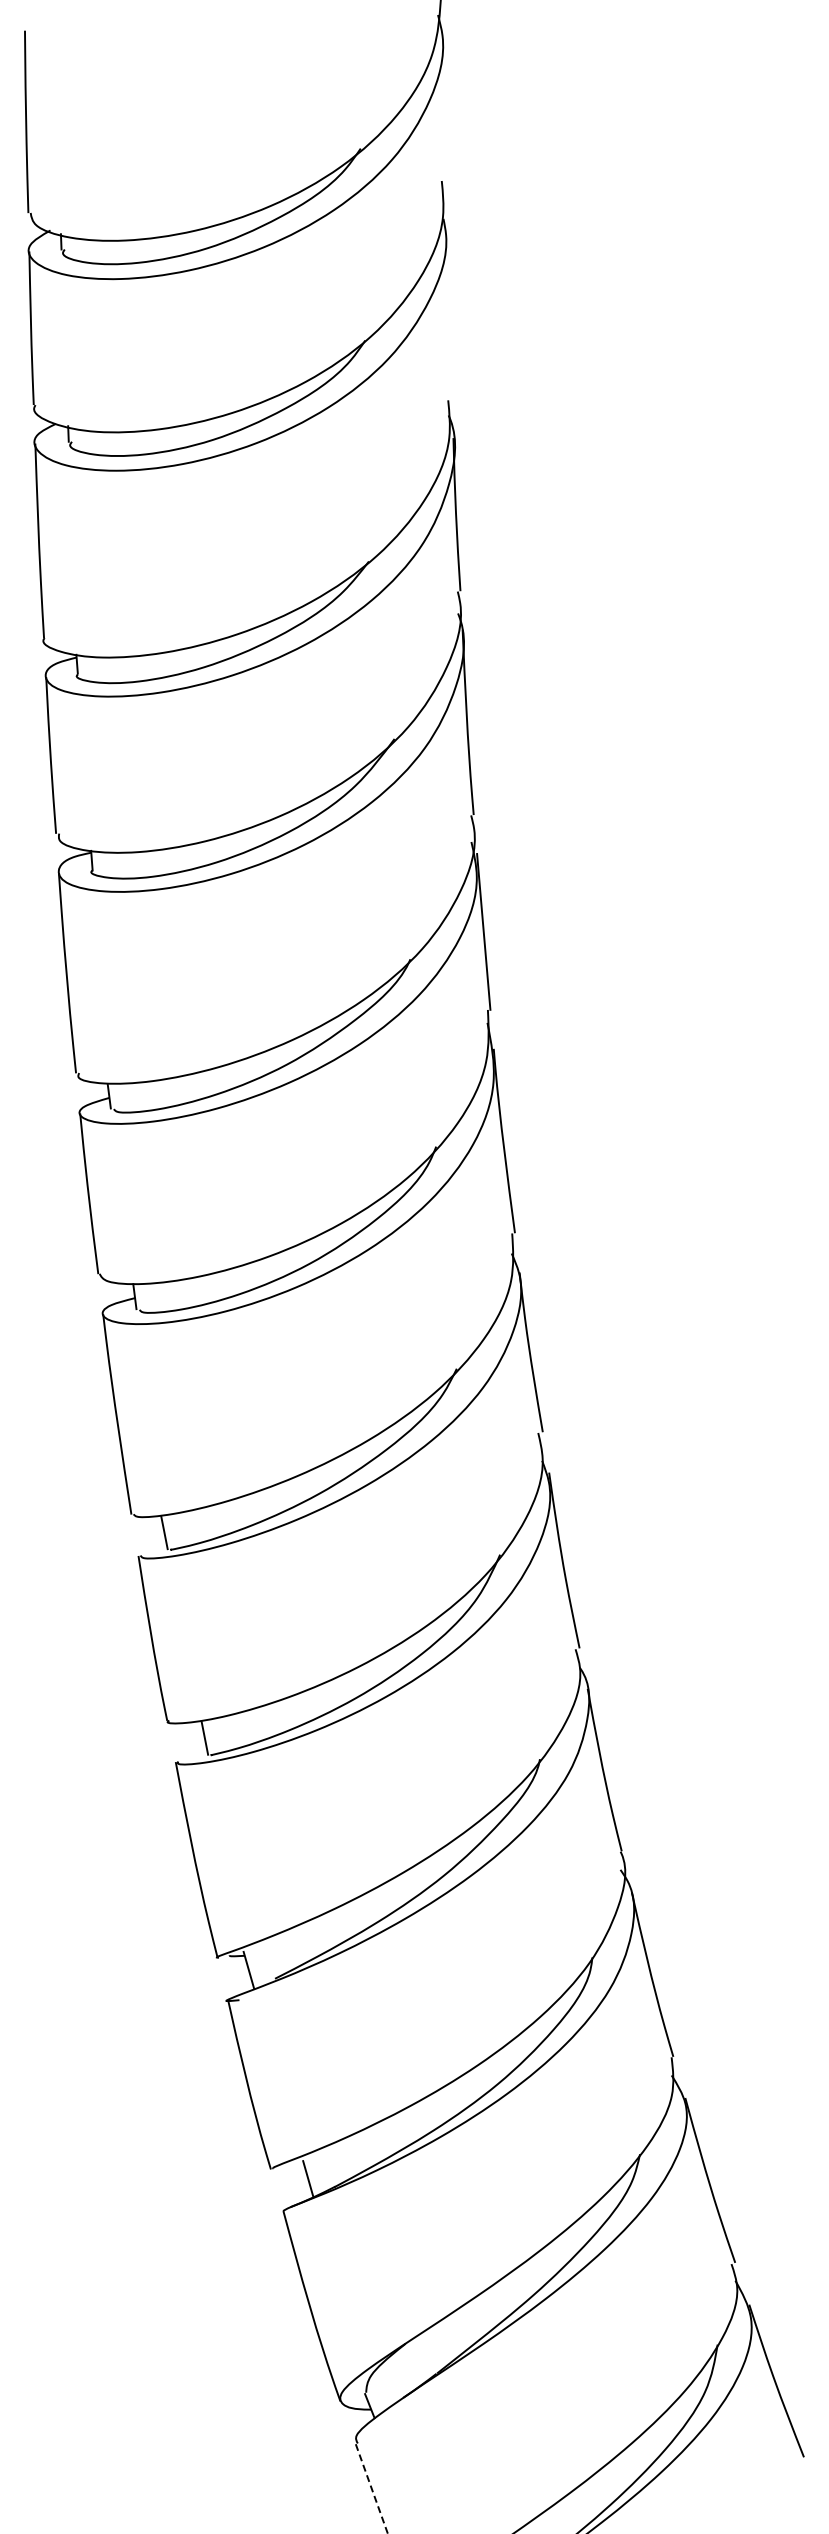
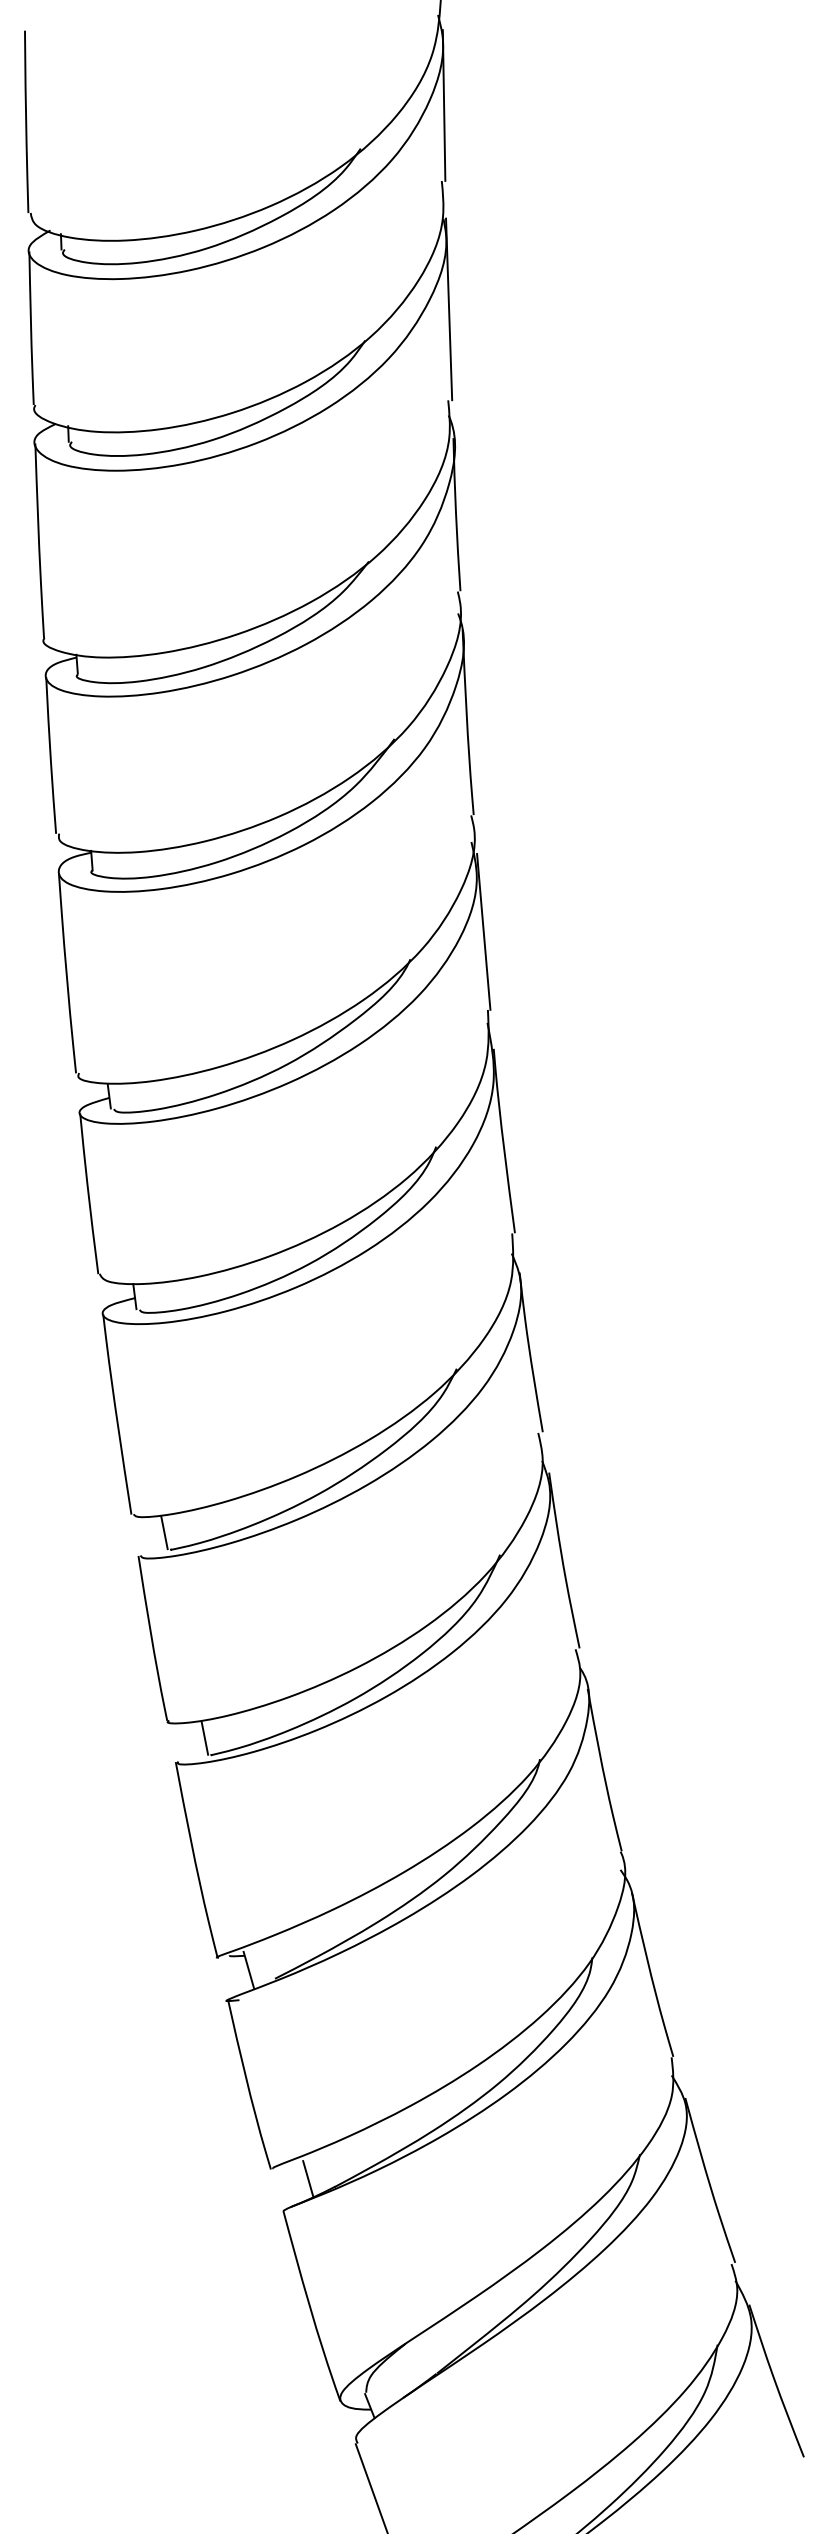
line: none -> present (443, 105)
line: none -> present (449, 309)
line: dashed -> solid (371, 2489)
